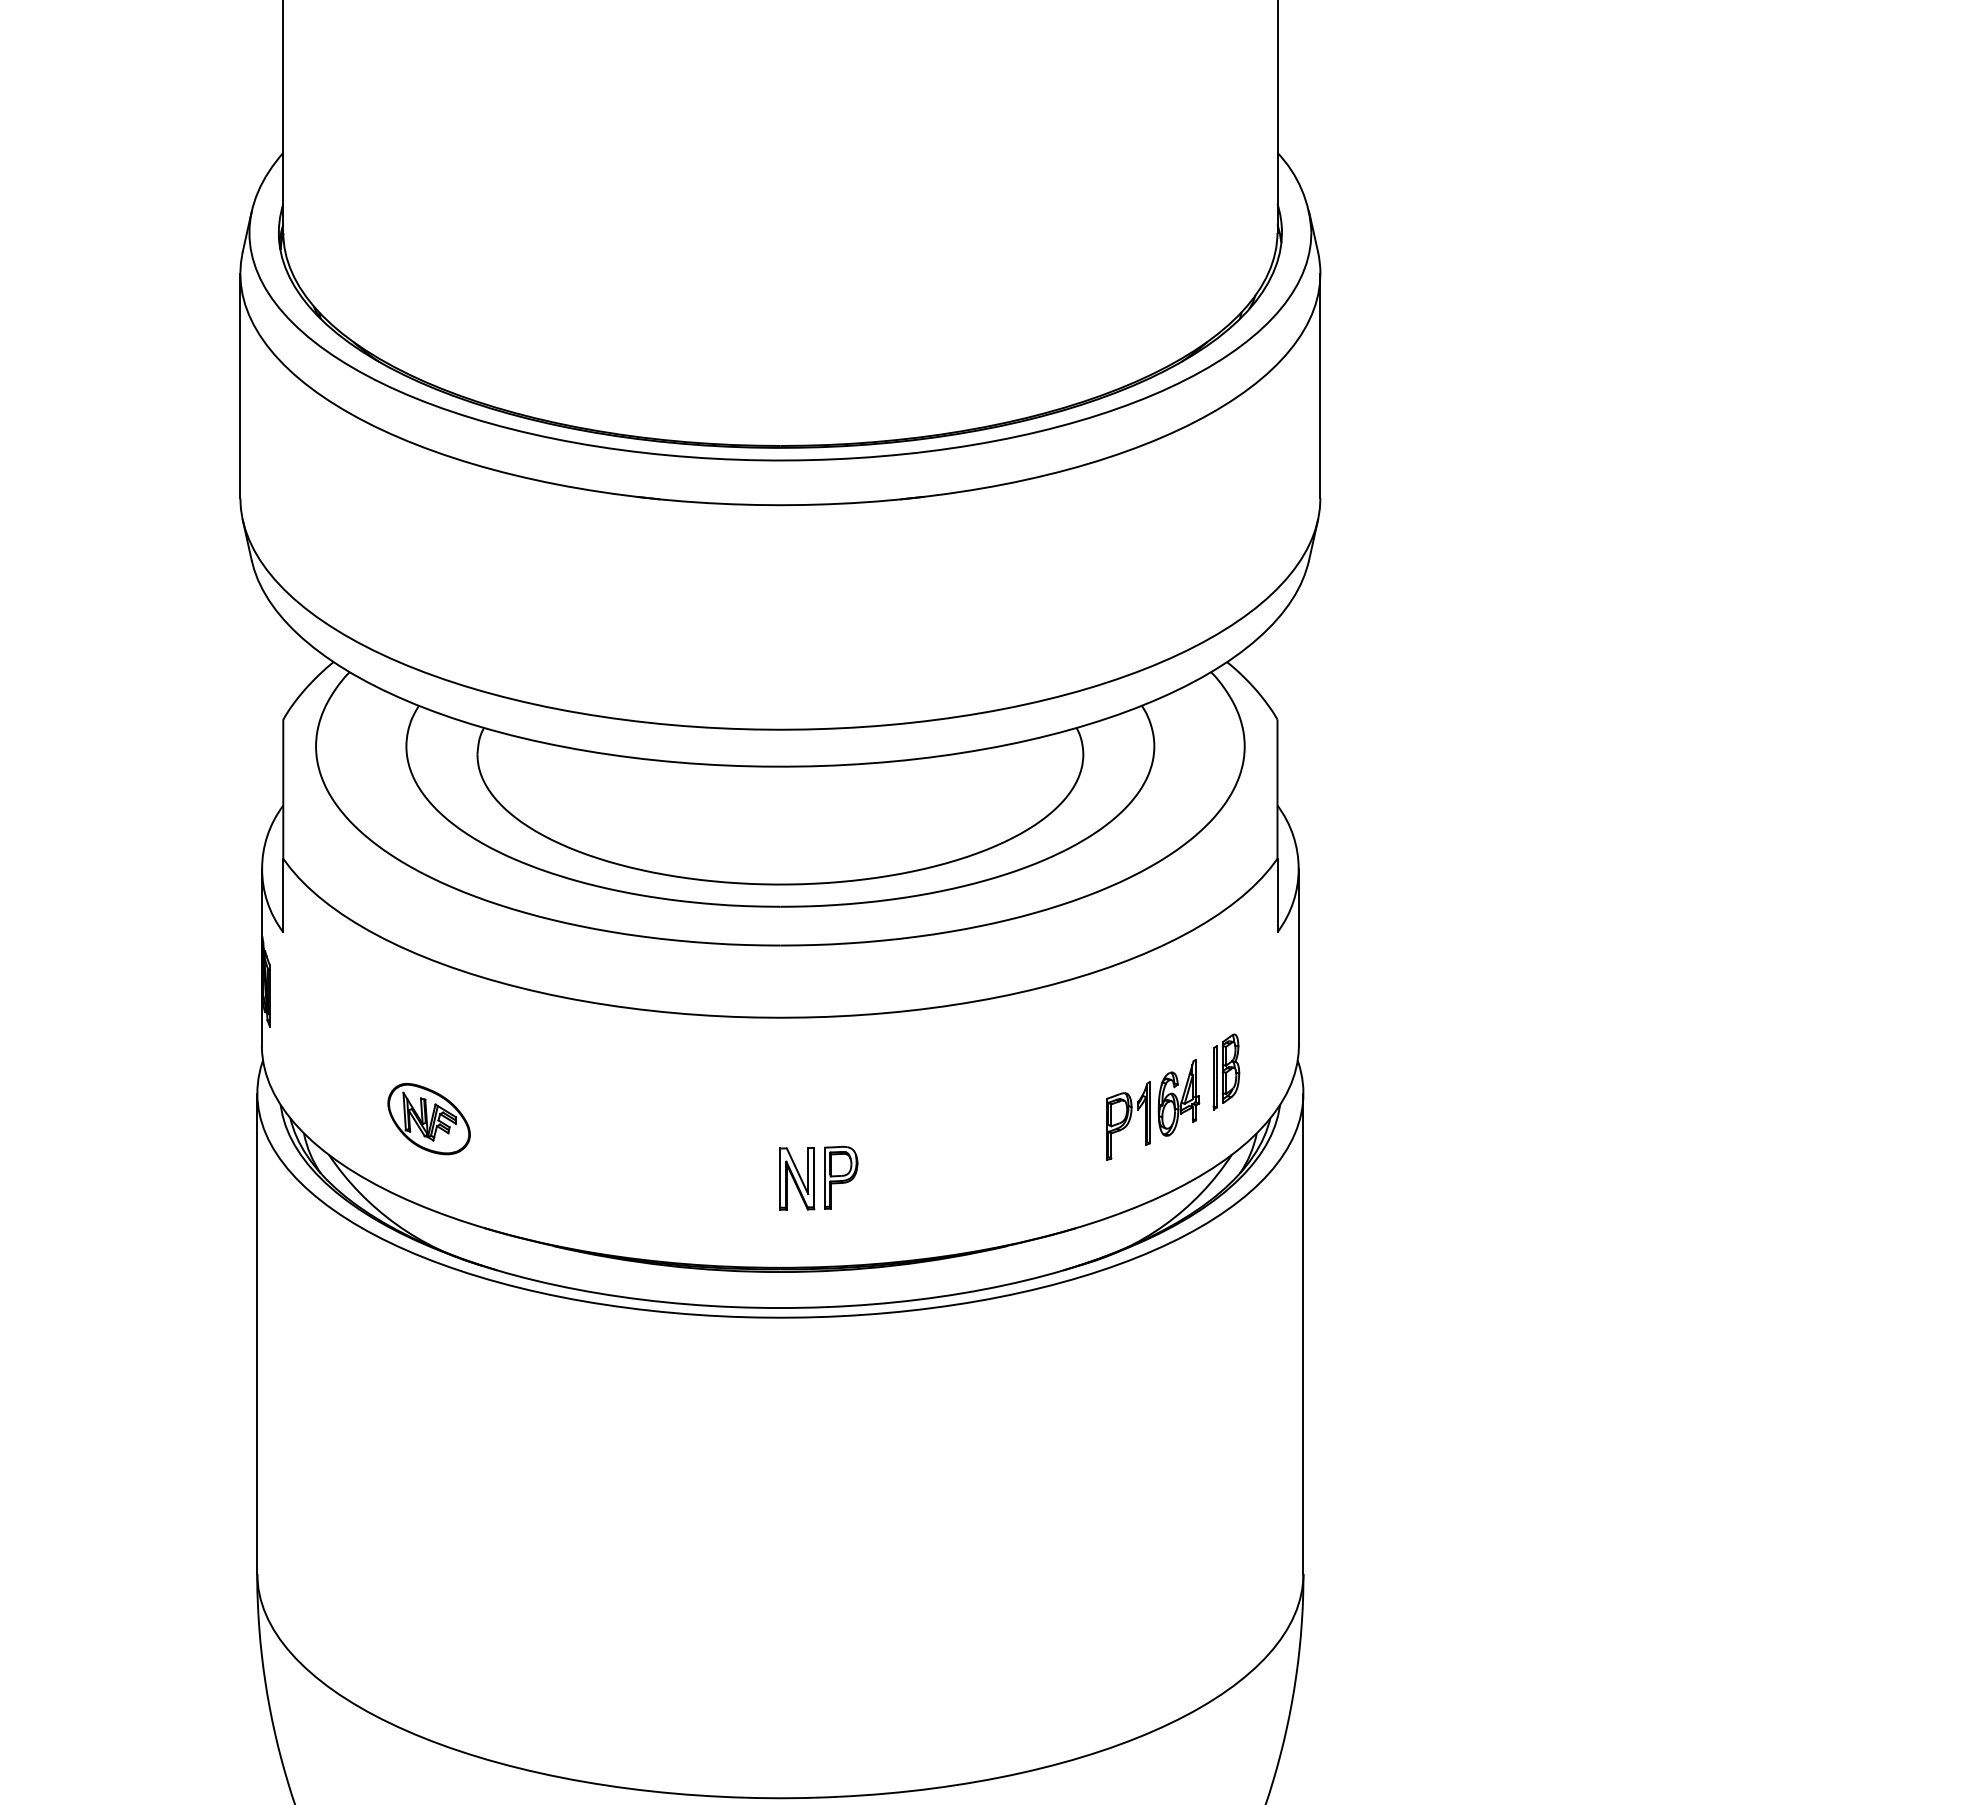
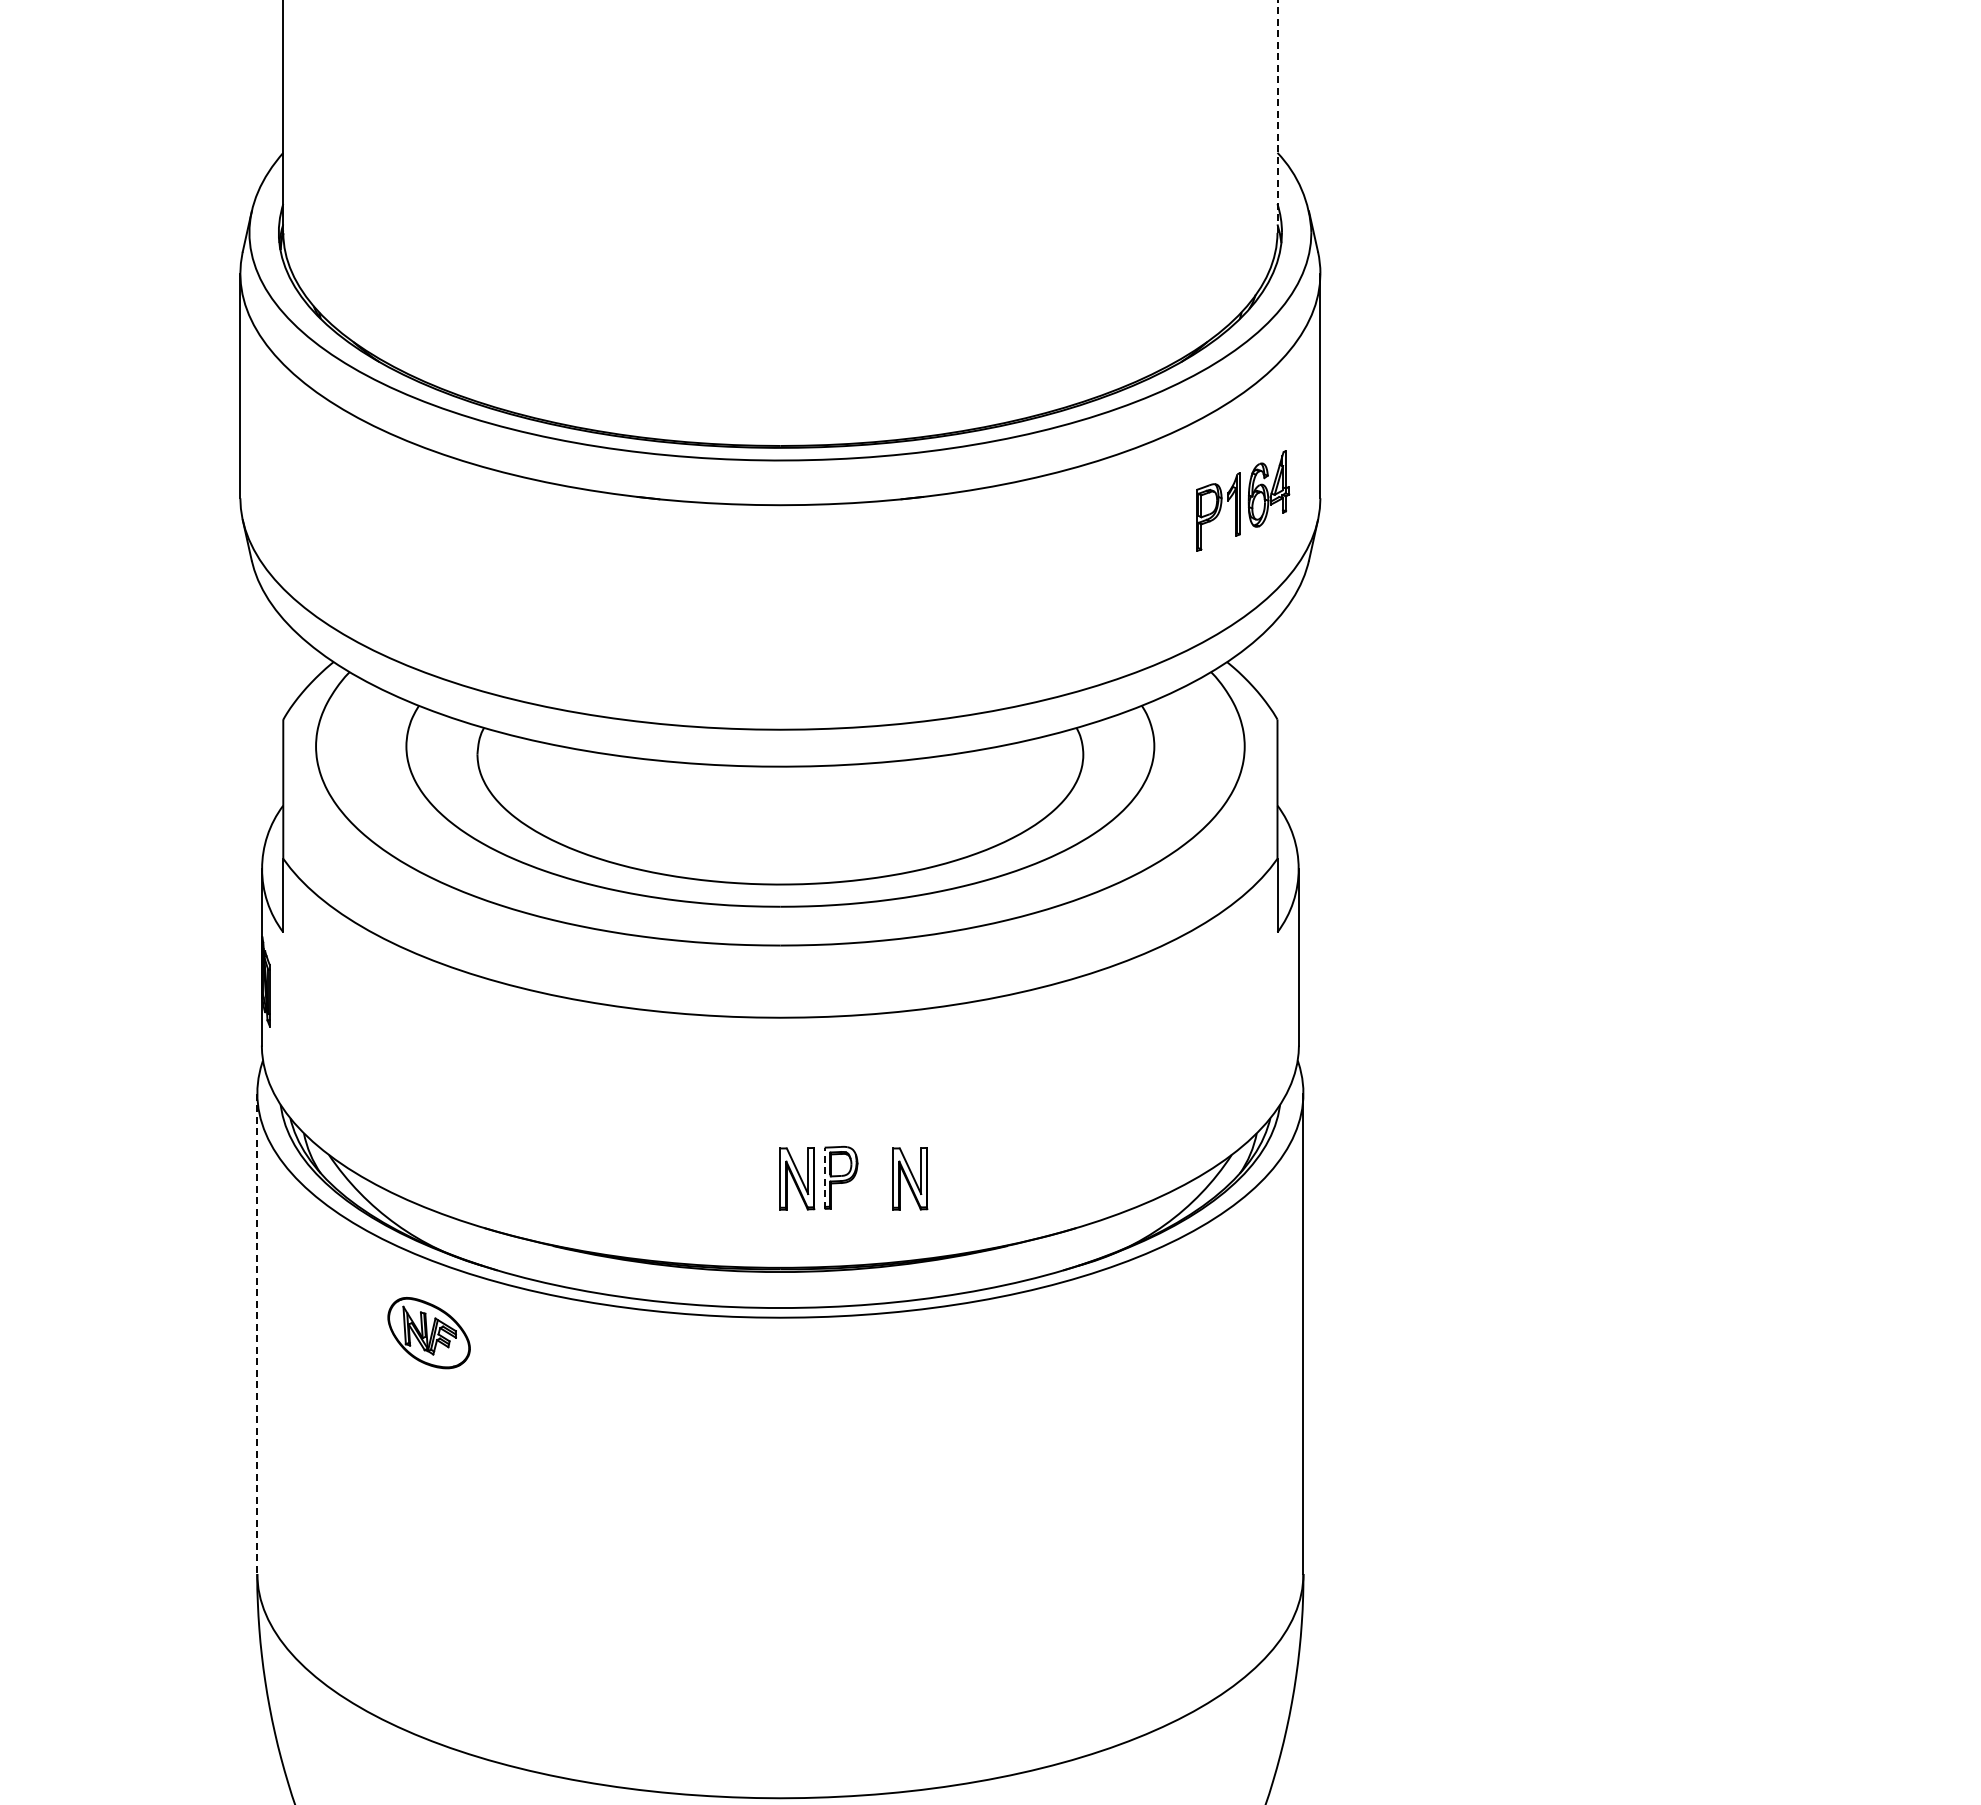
line: solid -> dashed (1277, 116)
part: present -> none (1226, 1071)
part position: (1153, 1109) -> (1243, 500) (1243, 500)
part position: (428, 1119) -> (428, 1333) (428, 1333)
line: solid -> dashed (824, 1178)
part: none -> present (910, 1178)
line: solid -> dashed (257, 1334)
